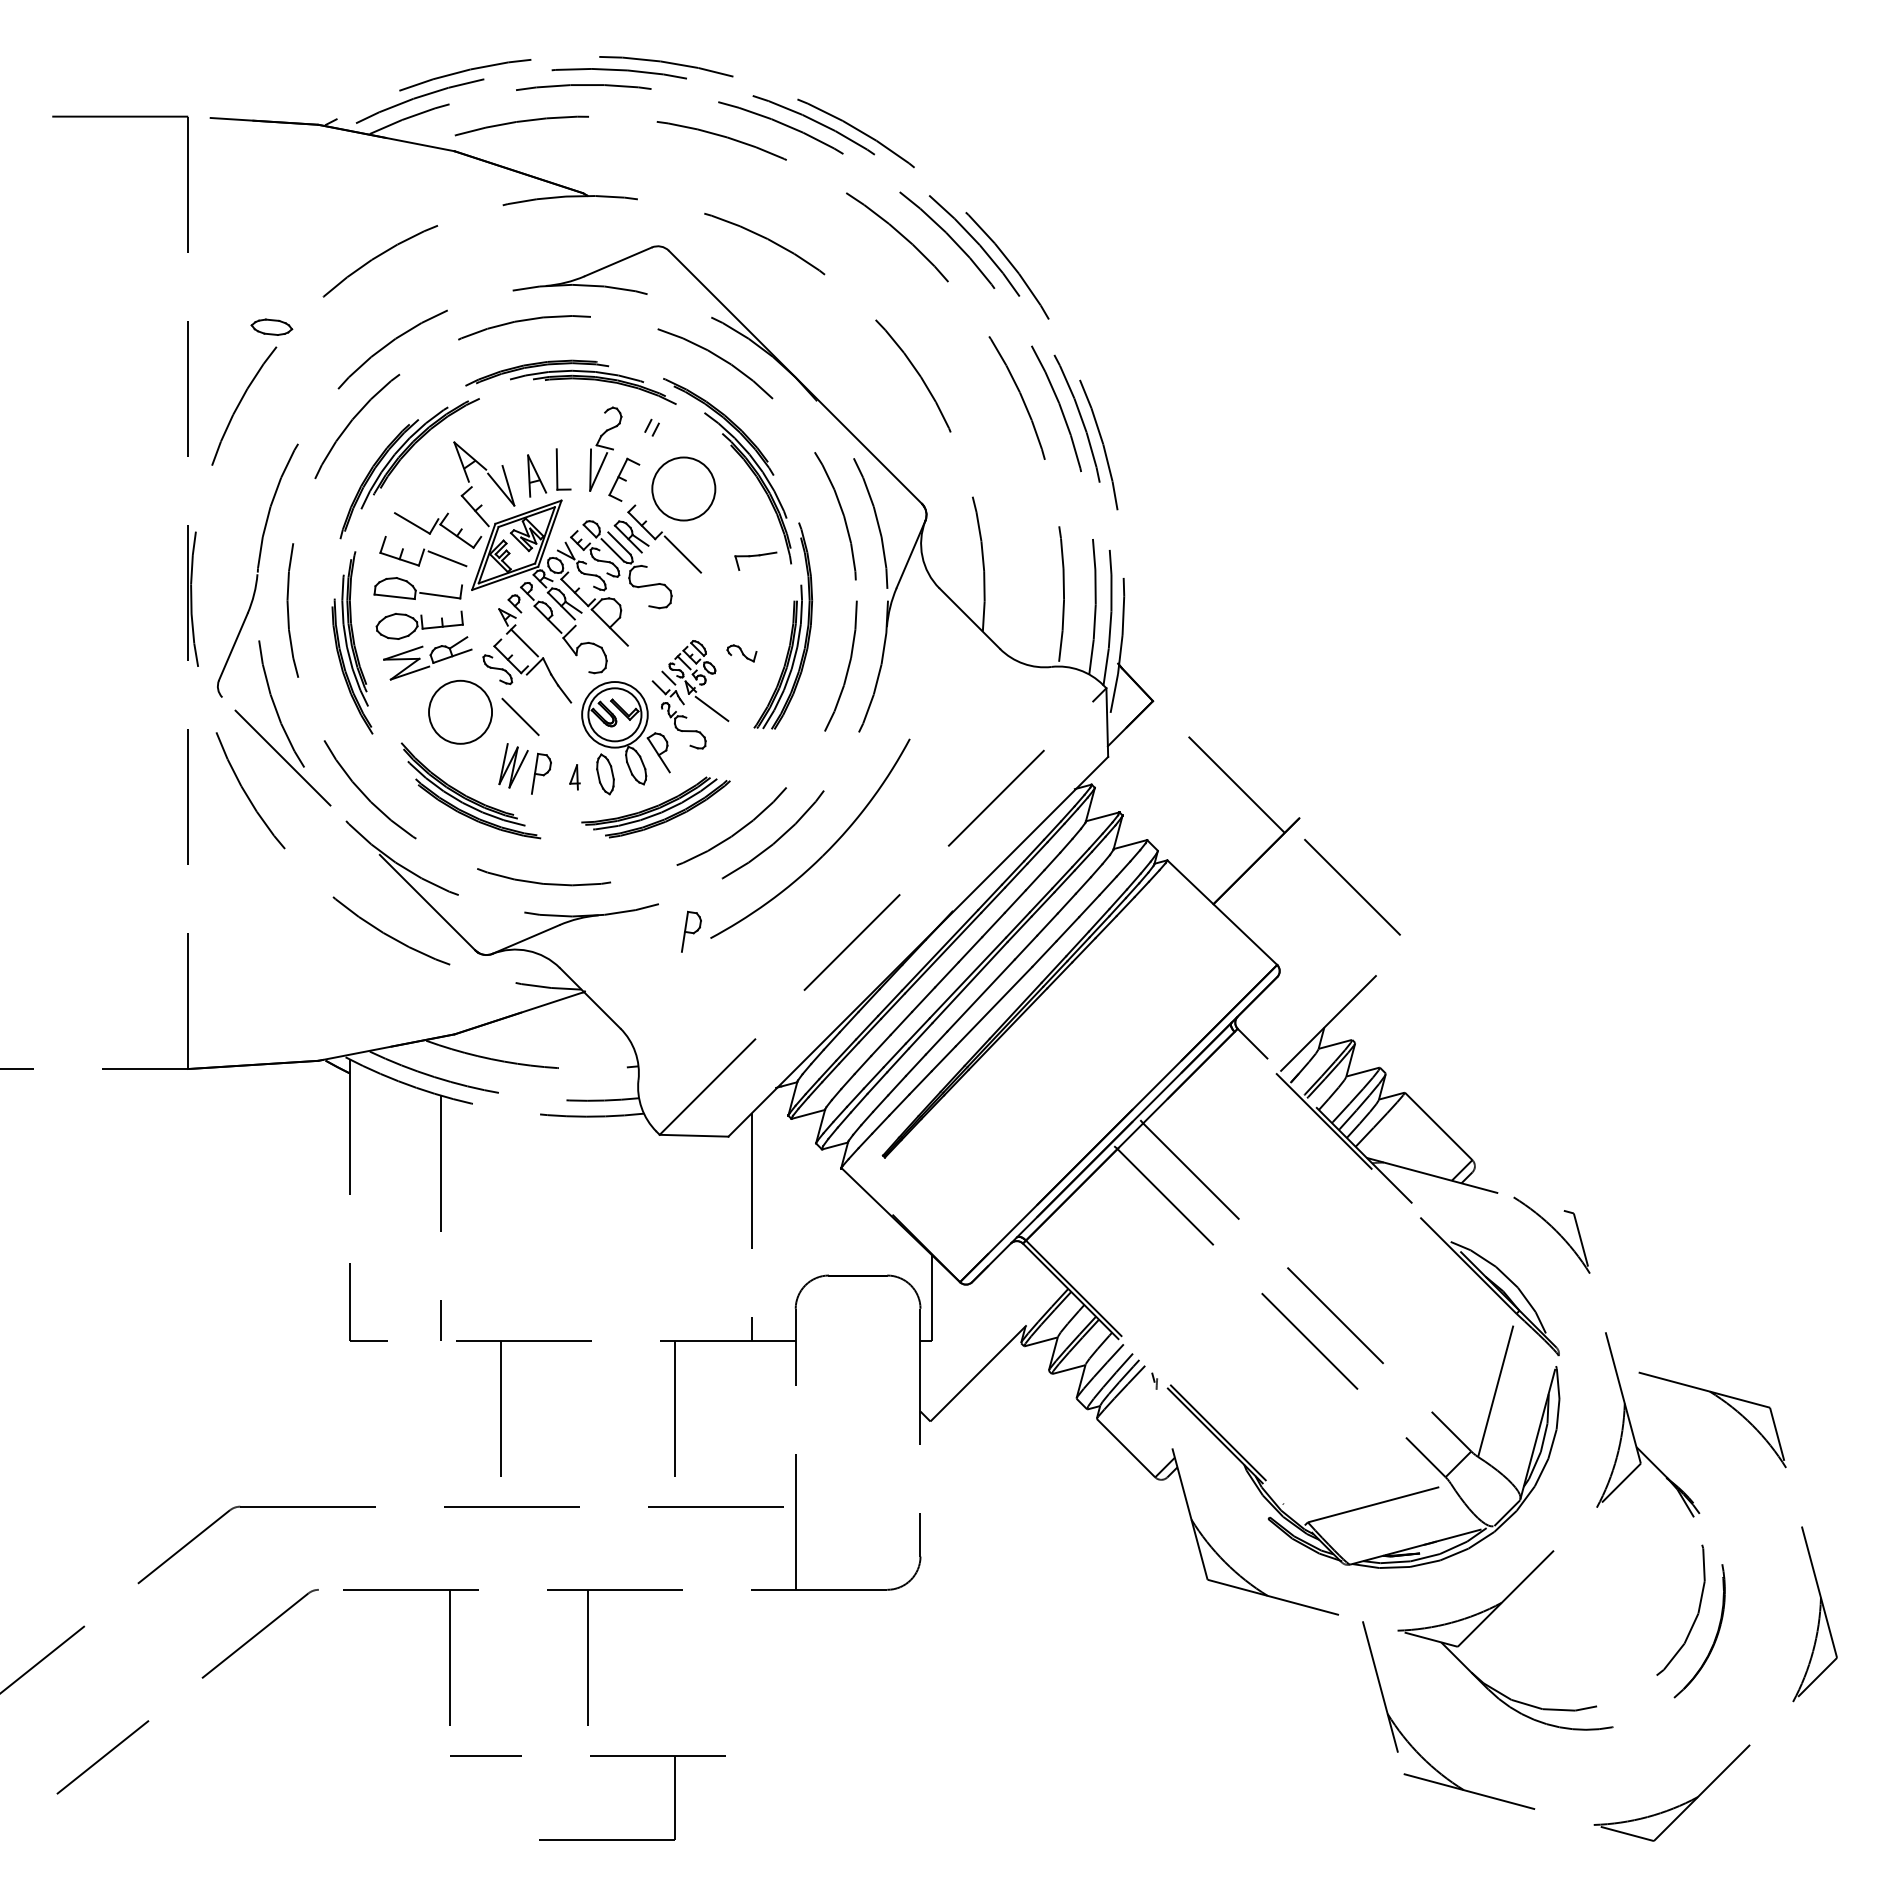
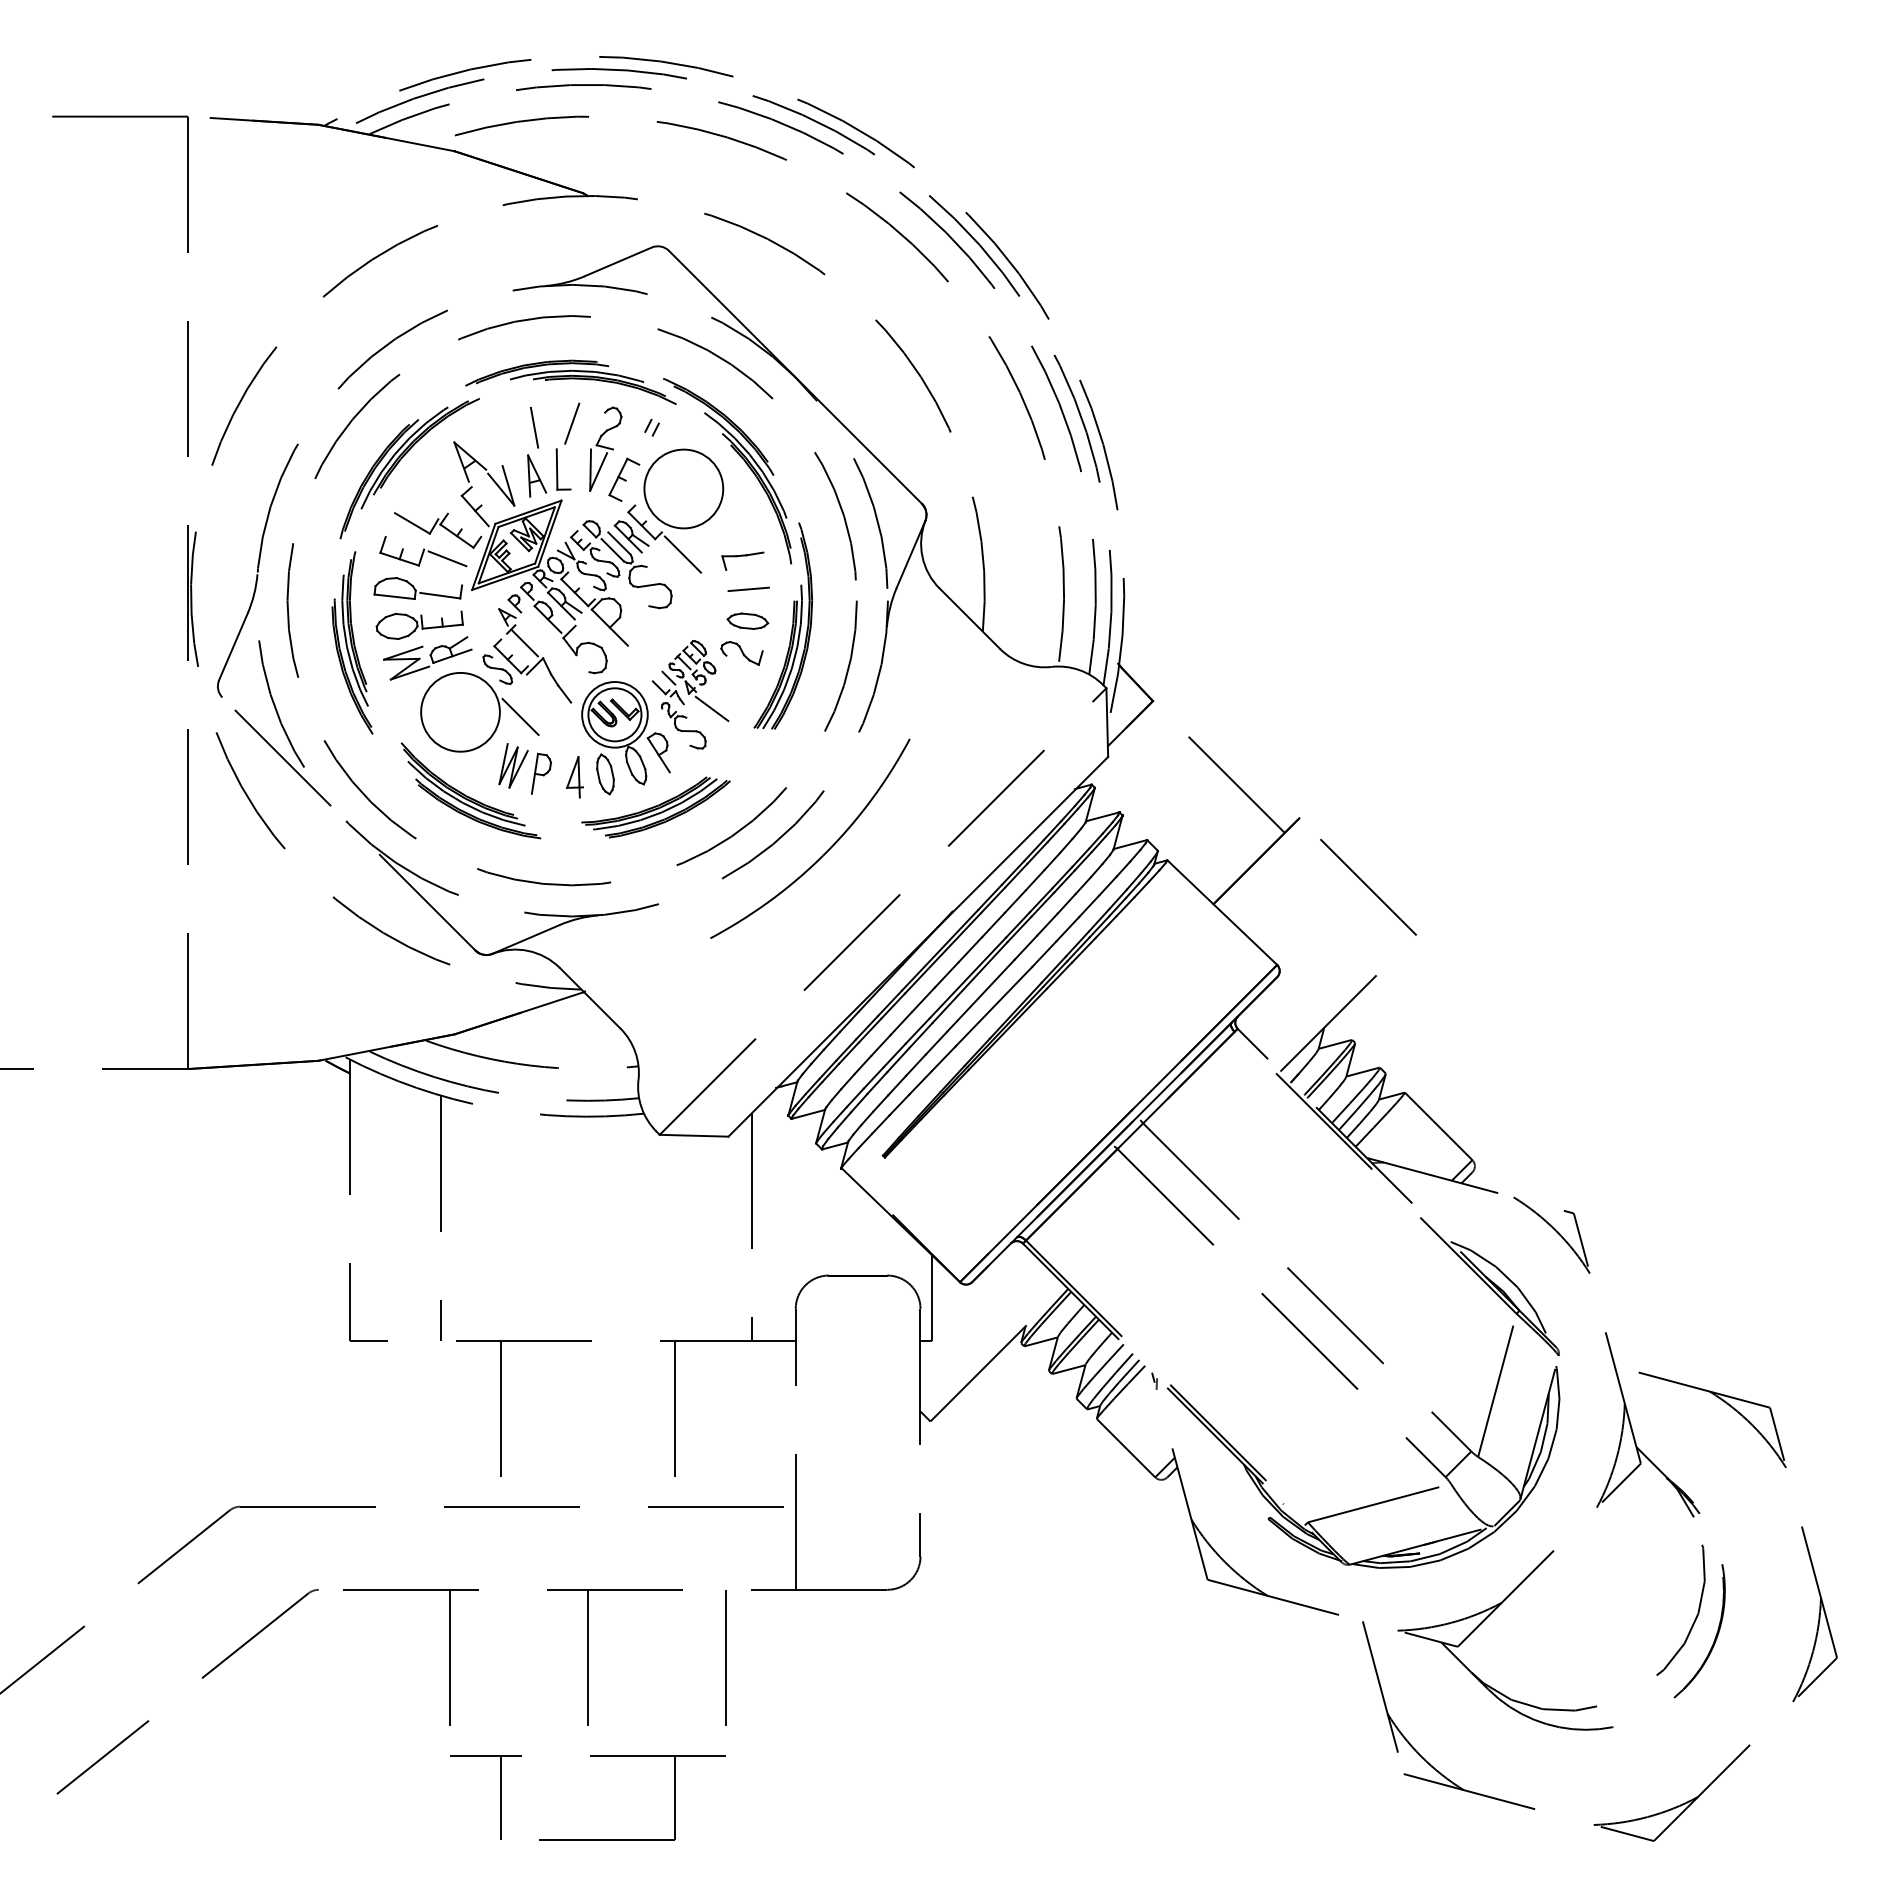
part position: (271, 326) -> (747, 620) (747, 620)
line: none -> present (572, 423)
line: none -> present (534, 427)
circle diameter: 63 px -> 79 px (683, 488)
part position: (755, 560) -> (742, 560) (742, 560)
line: none -> present (748, 589)
part size: 32x19 px -> 44x25 px (741, 653)
circle diameter: 63 px -> 79 px (460, 711)
part size: 12x27 px -> 18x43 px (574, 777)
line position: (1352, 886) -> (1368, 886) (1368, 886)
part: present -> none (691, 931)
line: none -> present (725, 1657)
line: none -> present (500, 1798)
